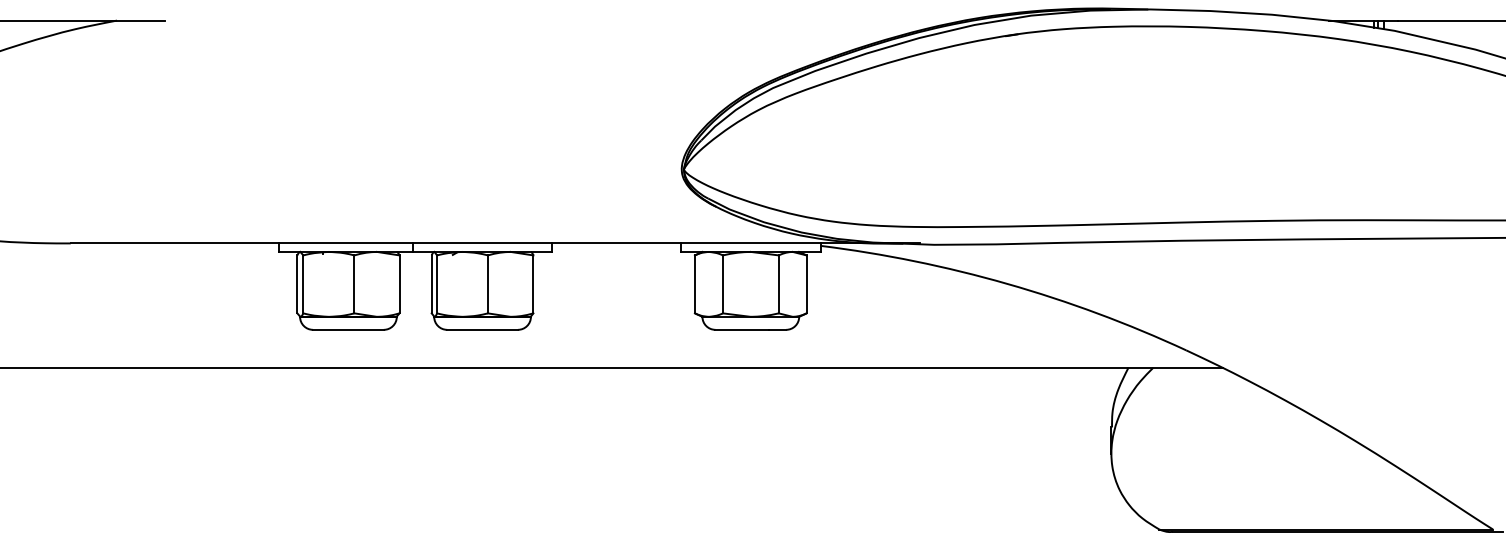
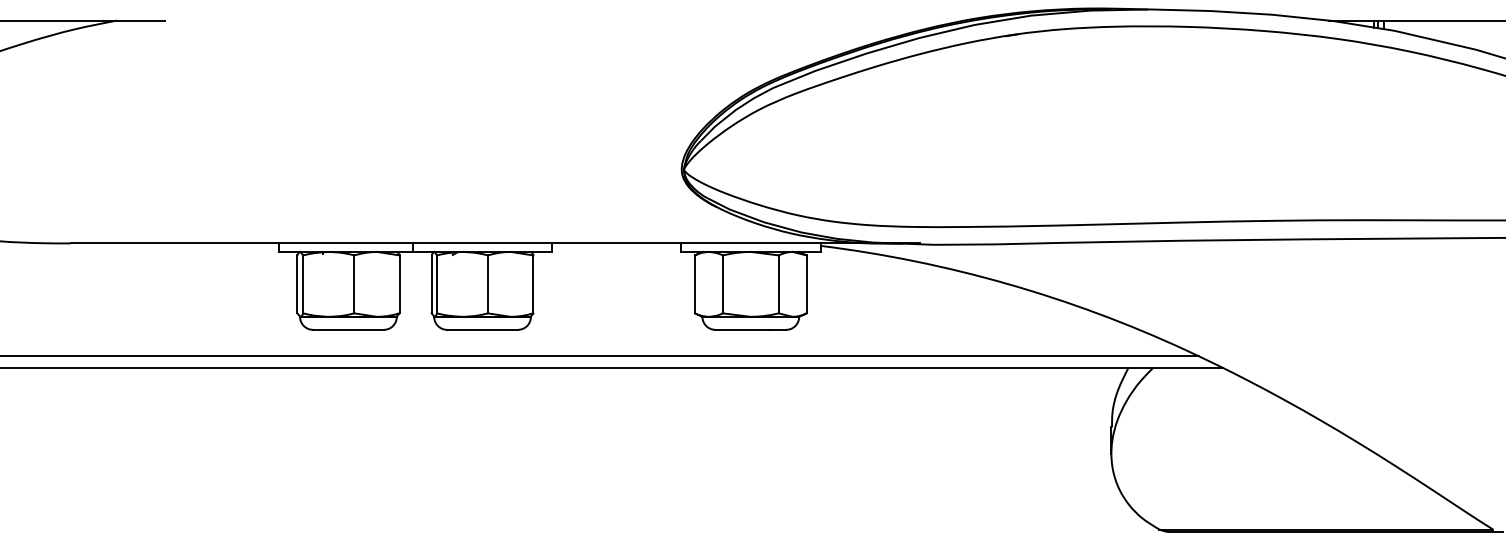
line: none -> present (600, 356)
